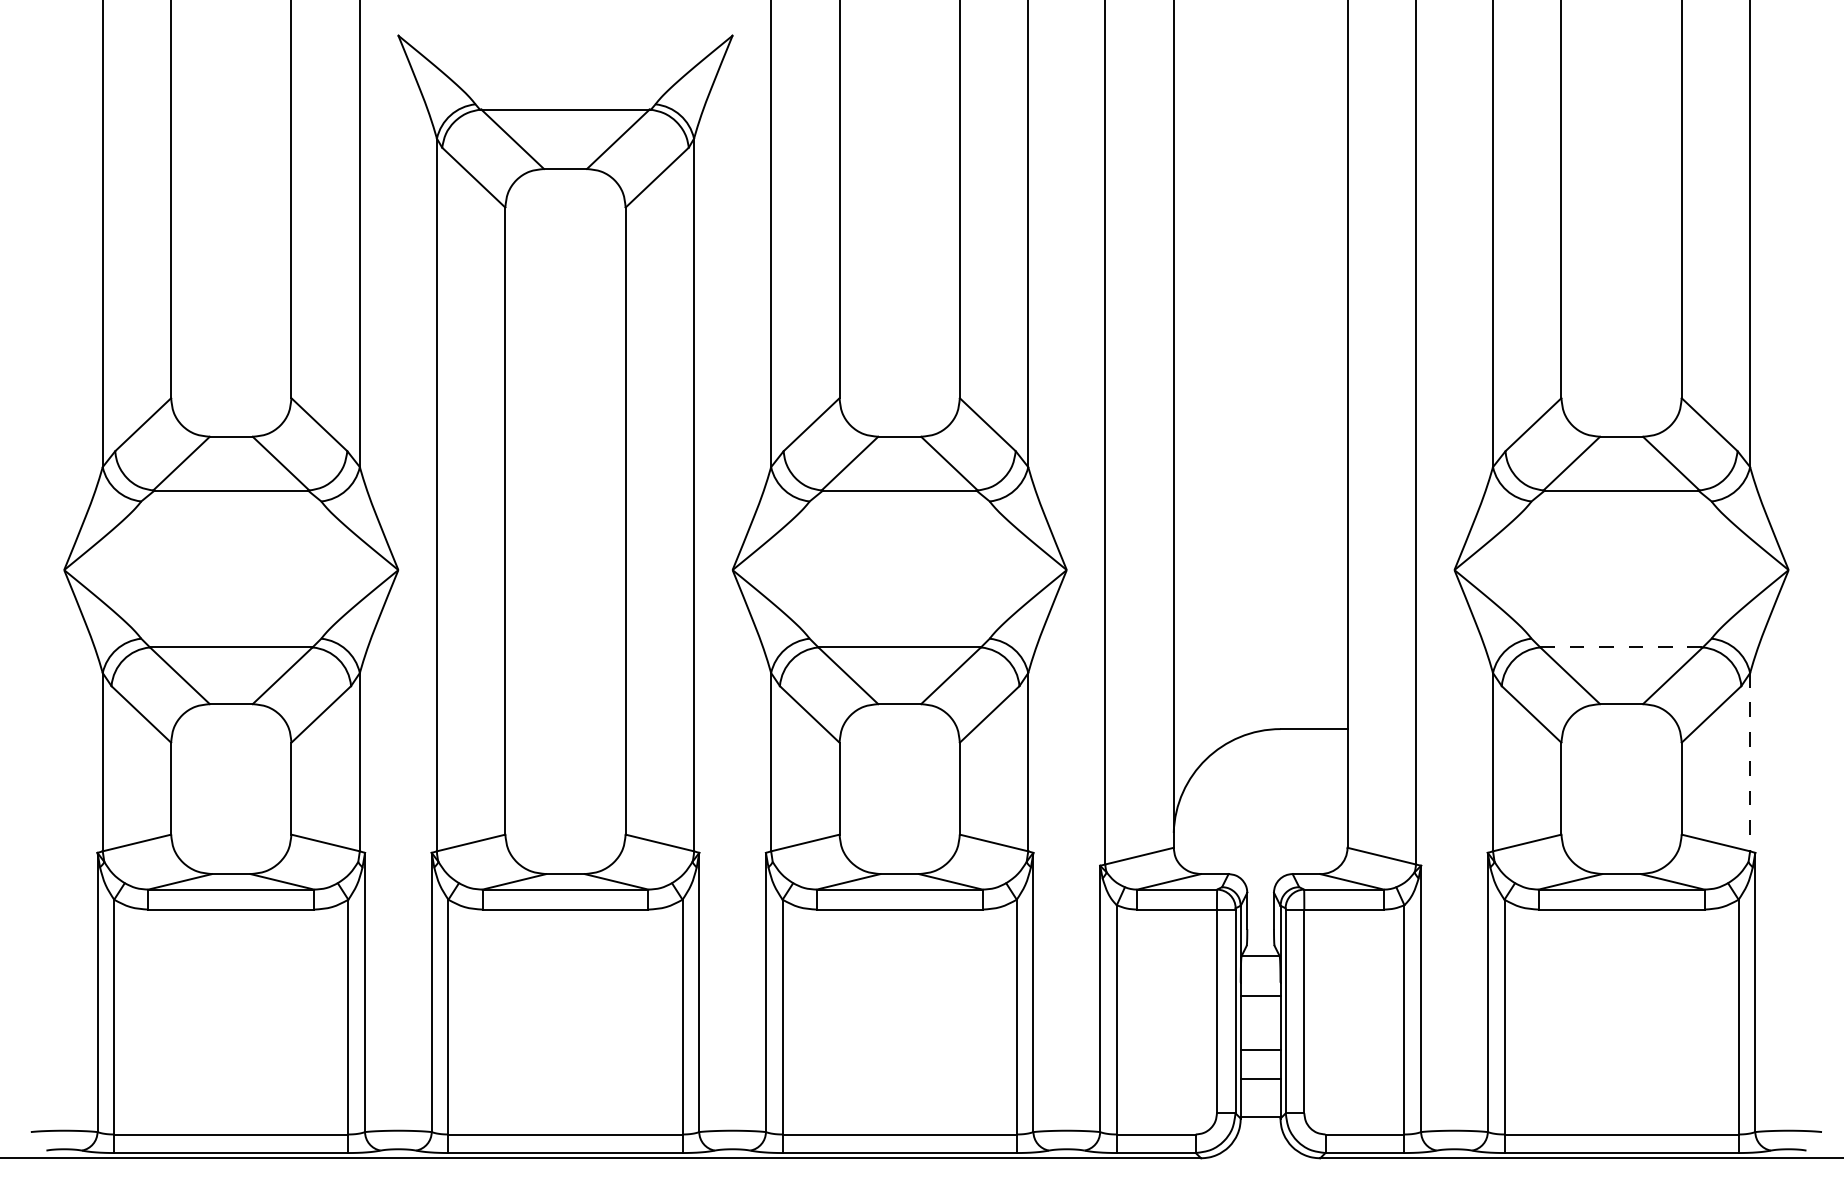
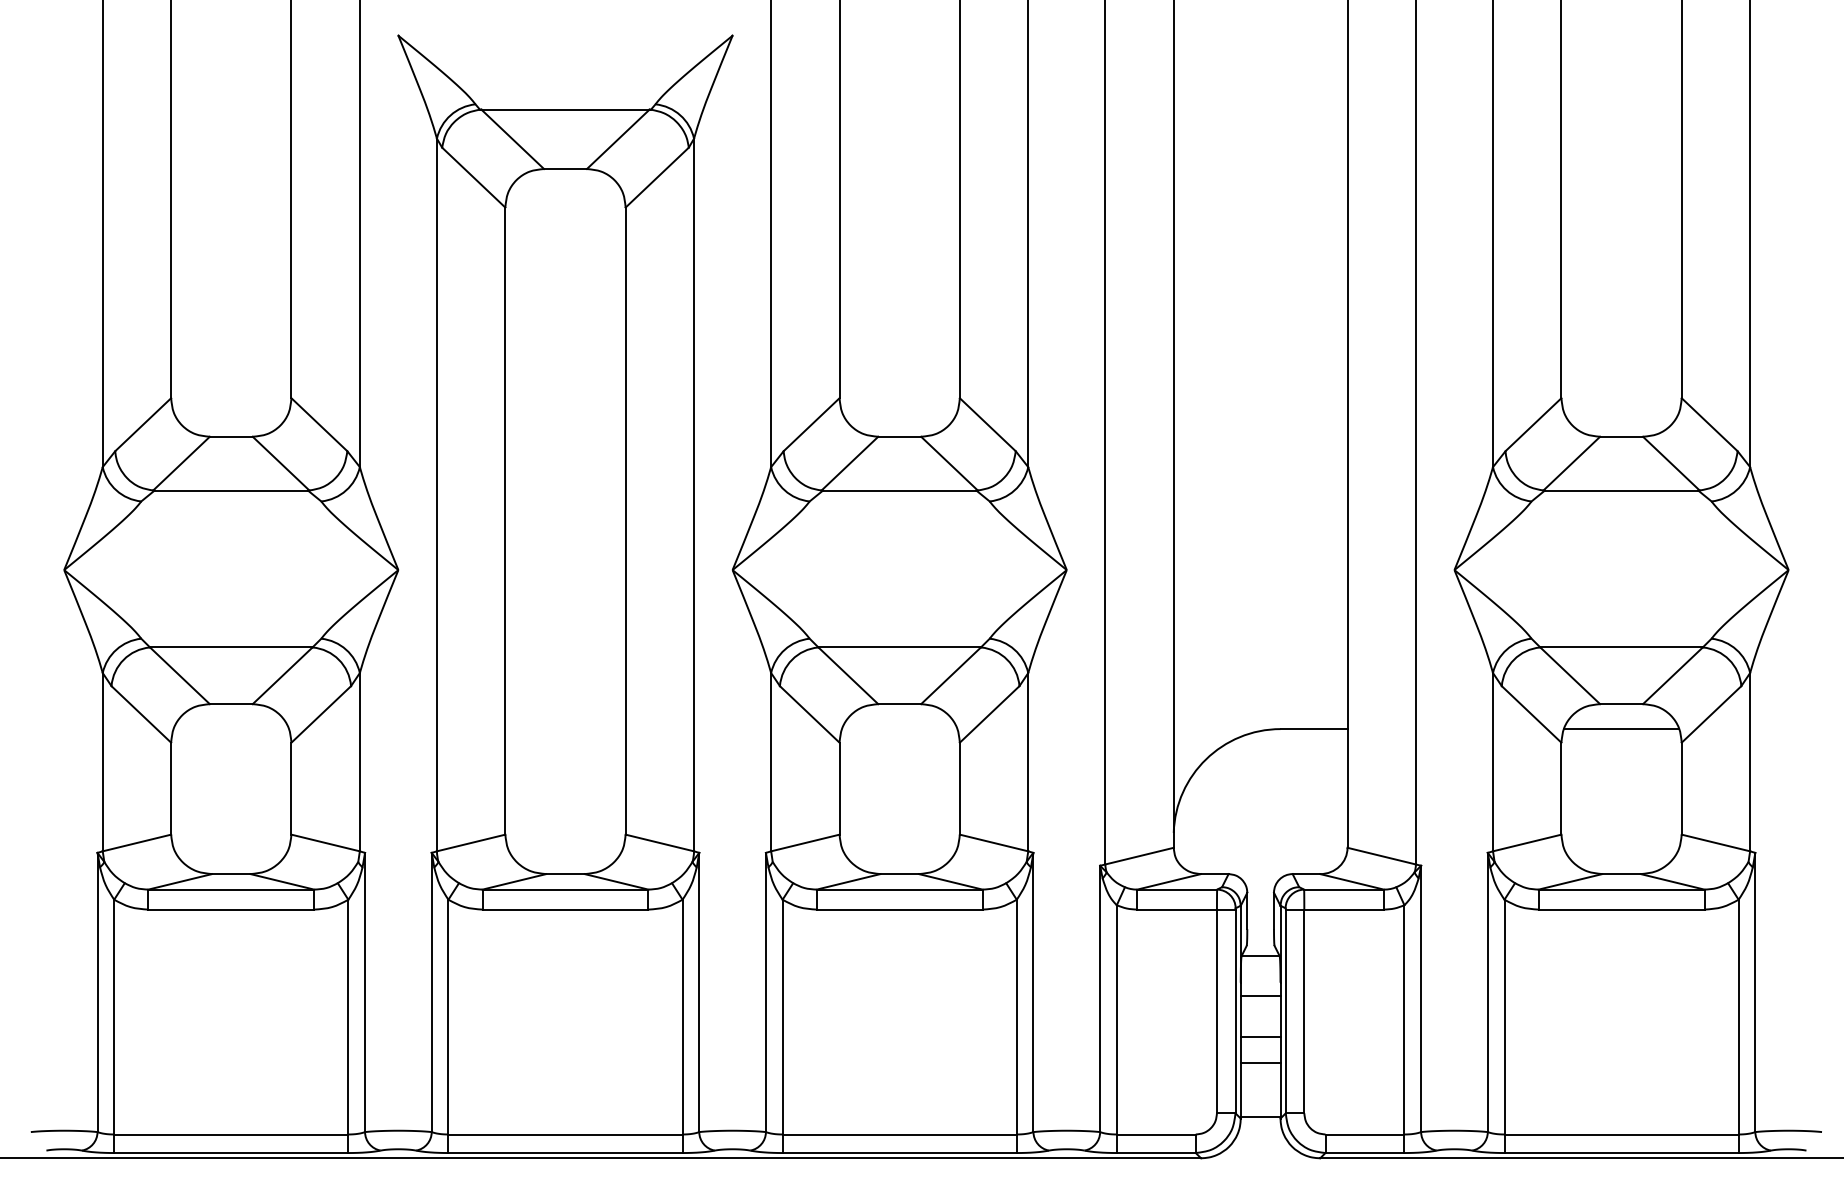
line: dashed -> solid (1622, 647)
line: none -> present (1621, 729)
line: dashed -> solid (1750, 762)
line position: (1260, 1049) -> (1260, 1036) (1260, 1036)
line position: (1260, 1079) -> (1260, 1063) (1260, 1063)
